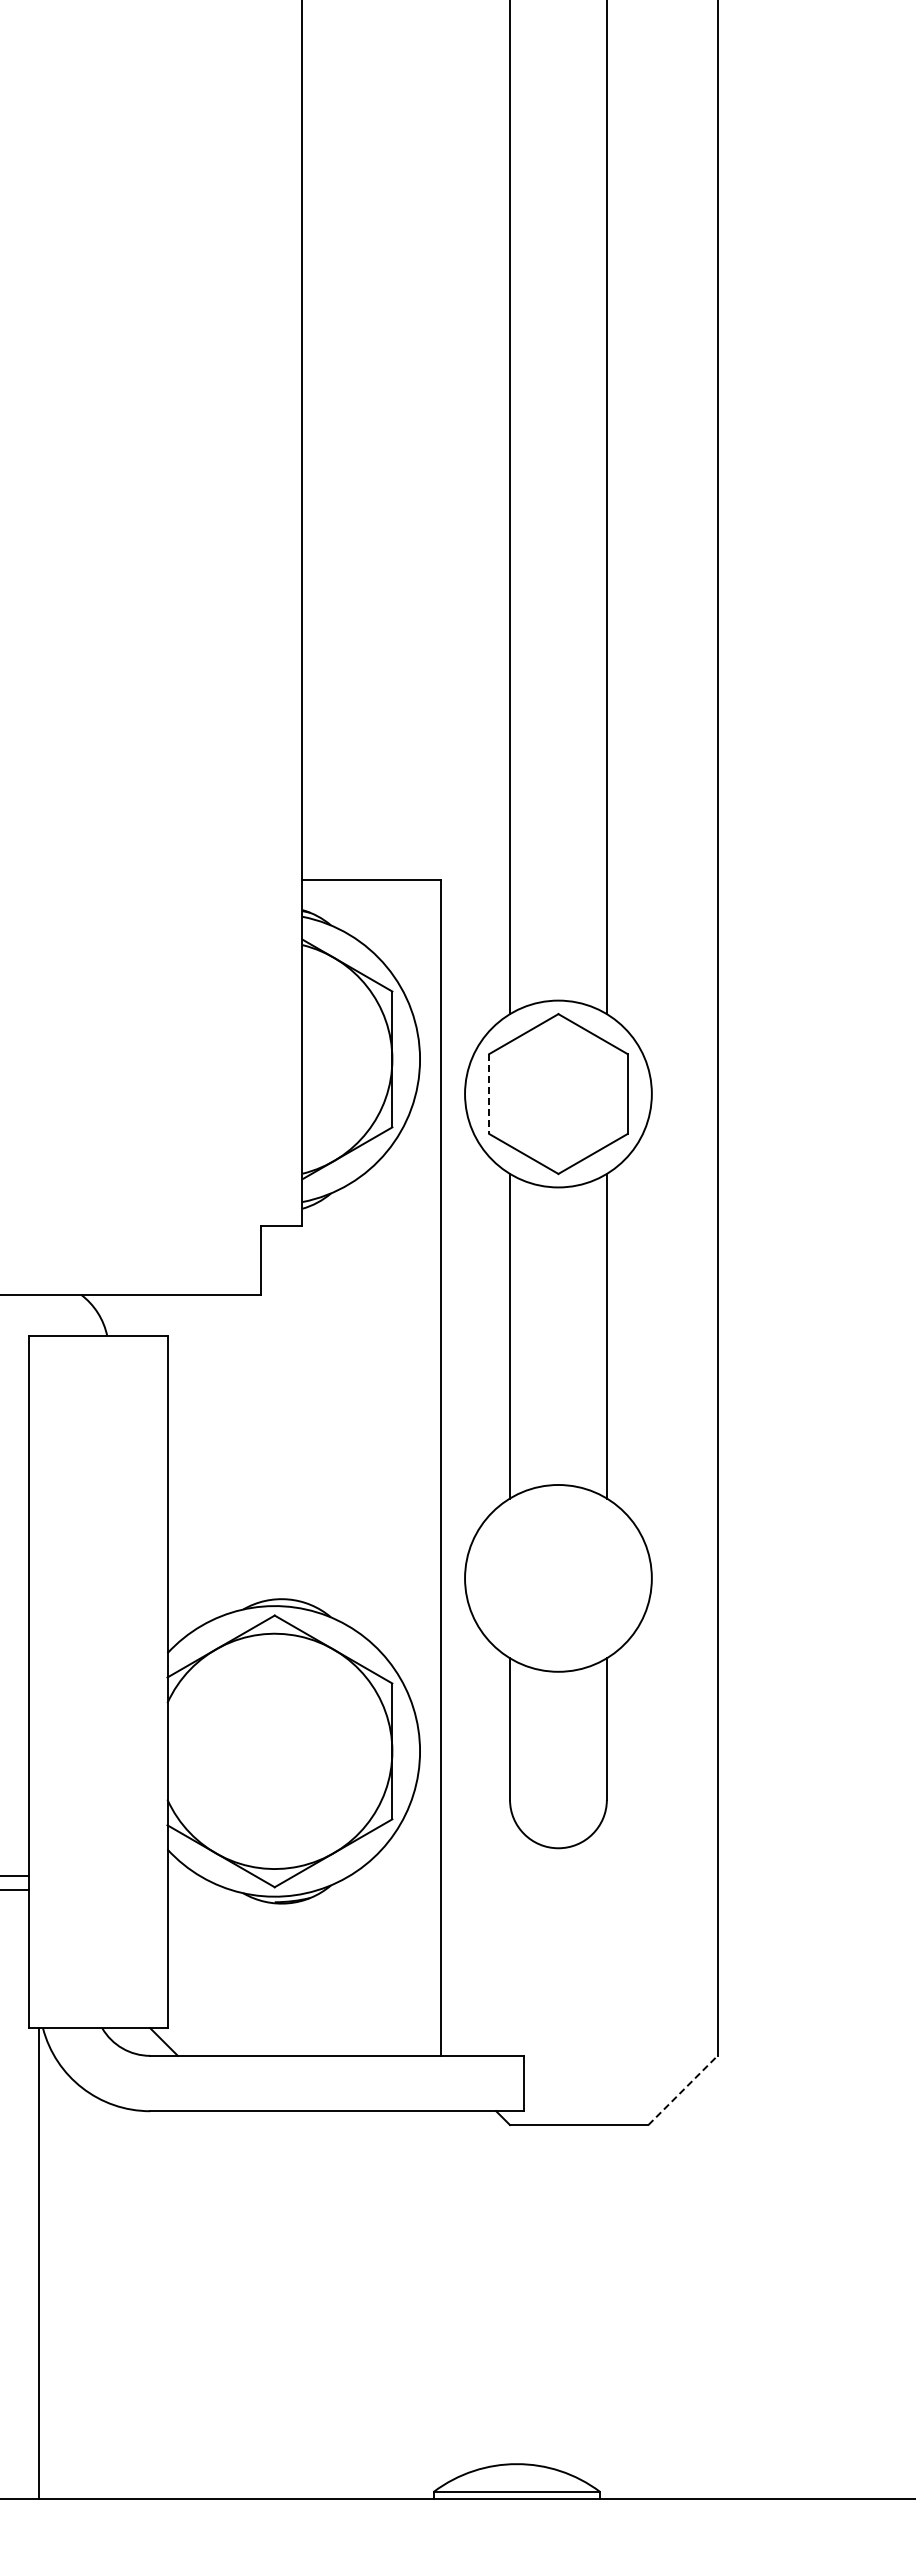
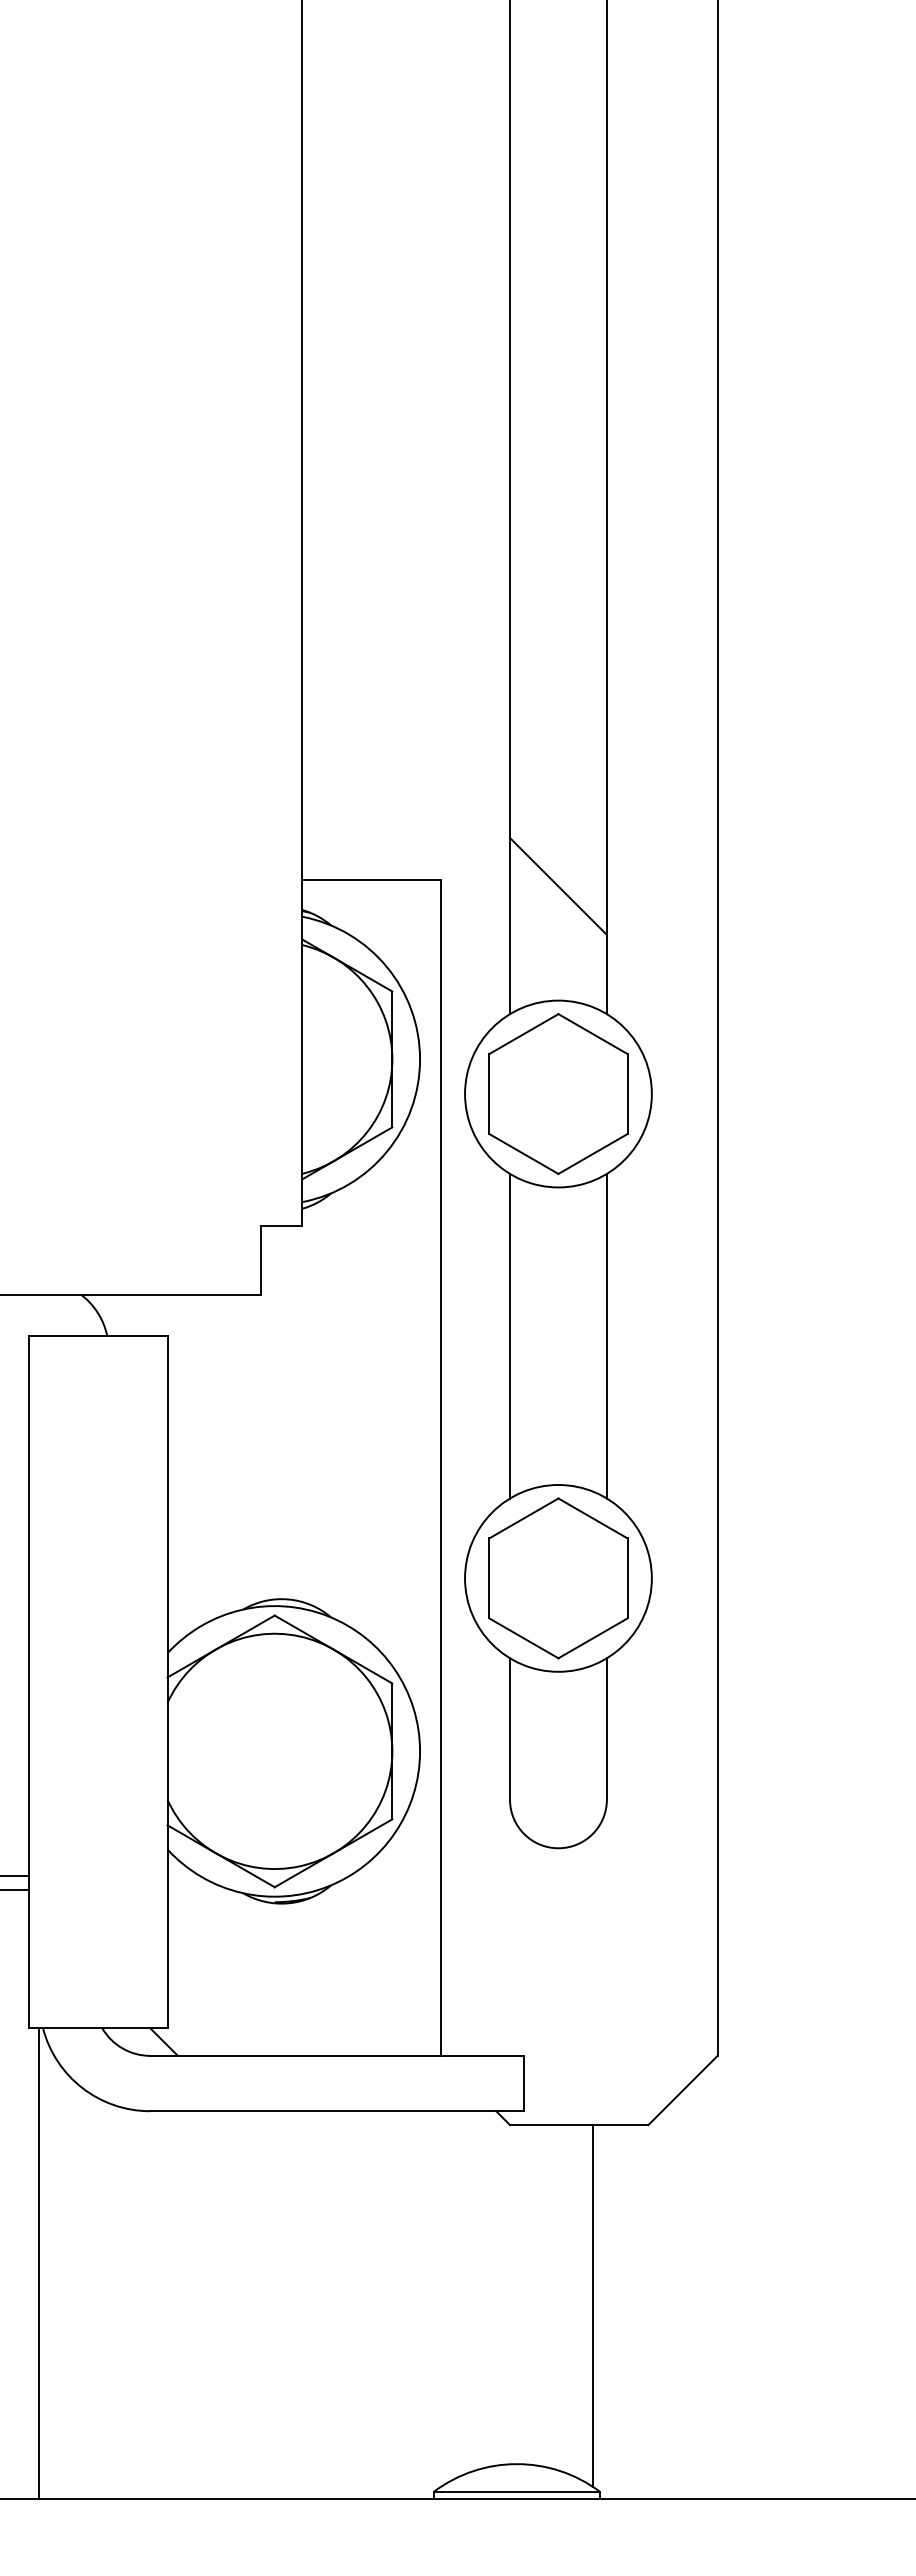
line: none -> present (558, 886)
line: dashed -> solid (489, 1094)
part: none -> present (558, 1578)
line: dashed -> solid (683, 2090)
line: none -> present (593, 2305)
